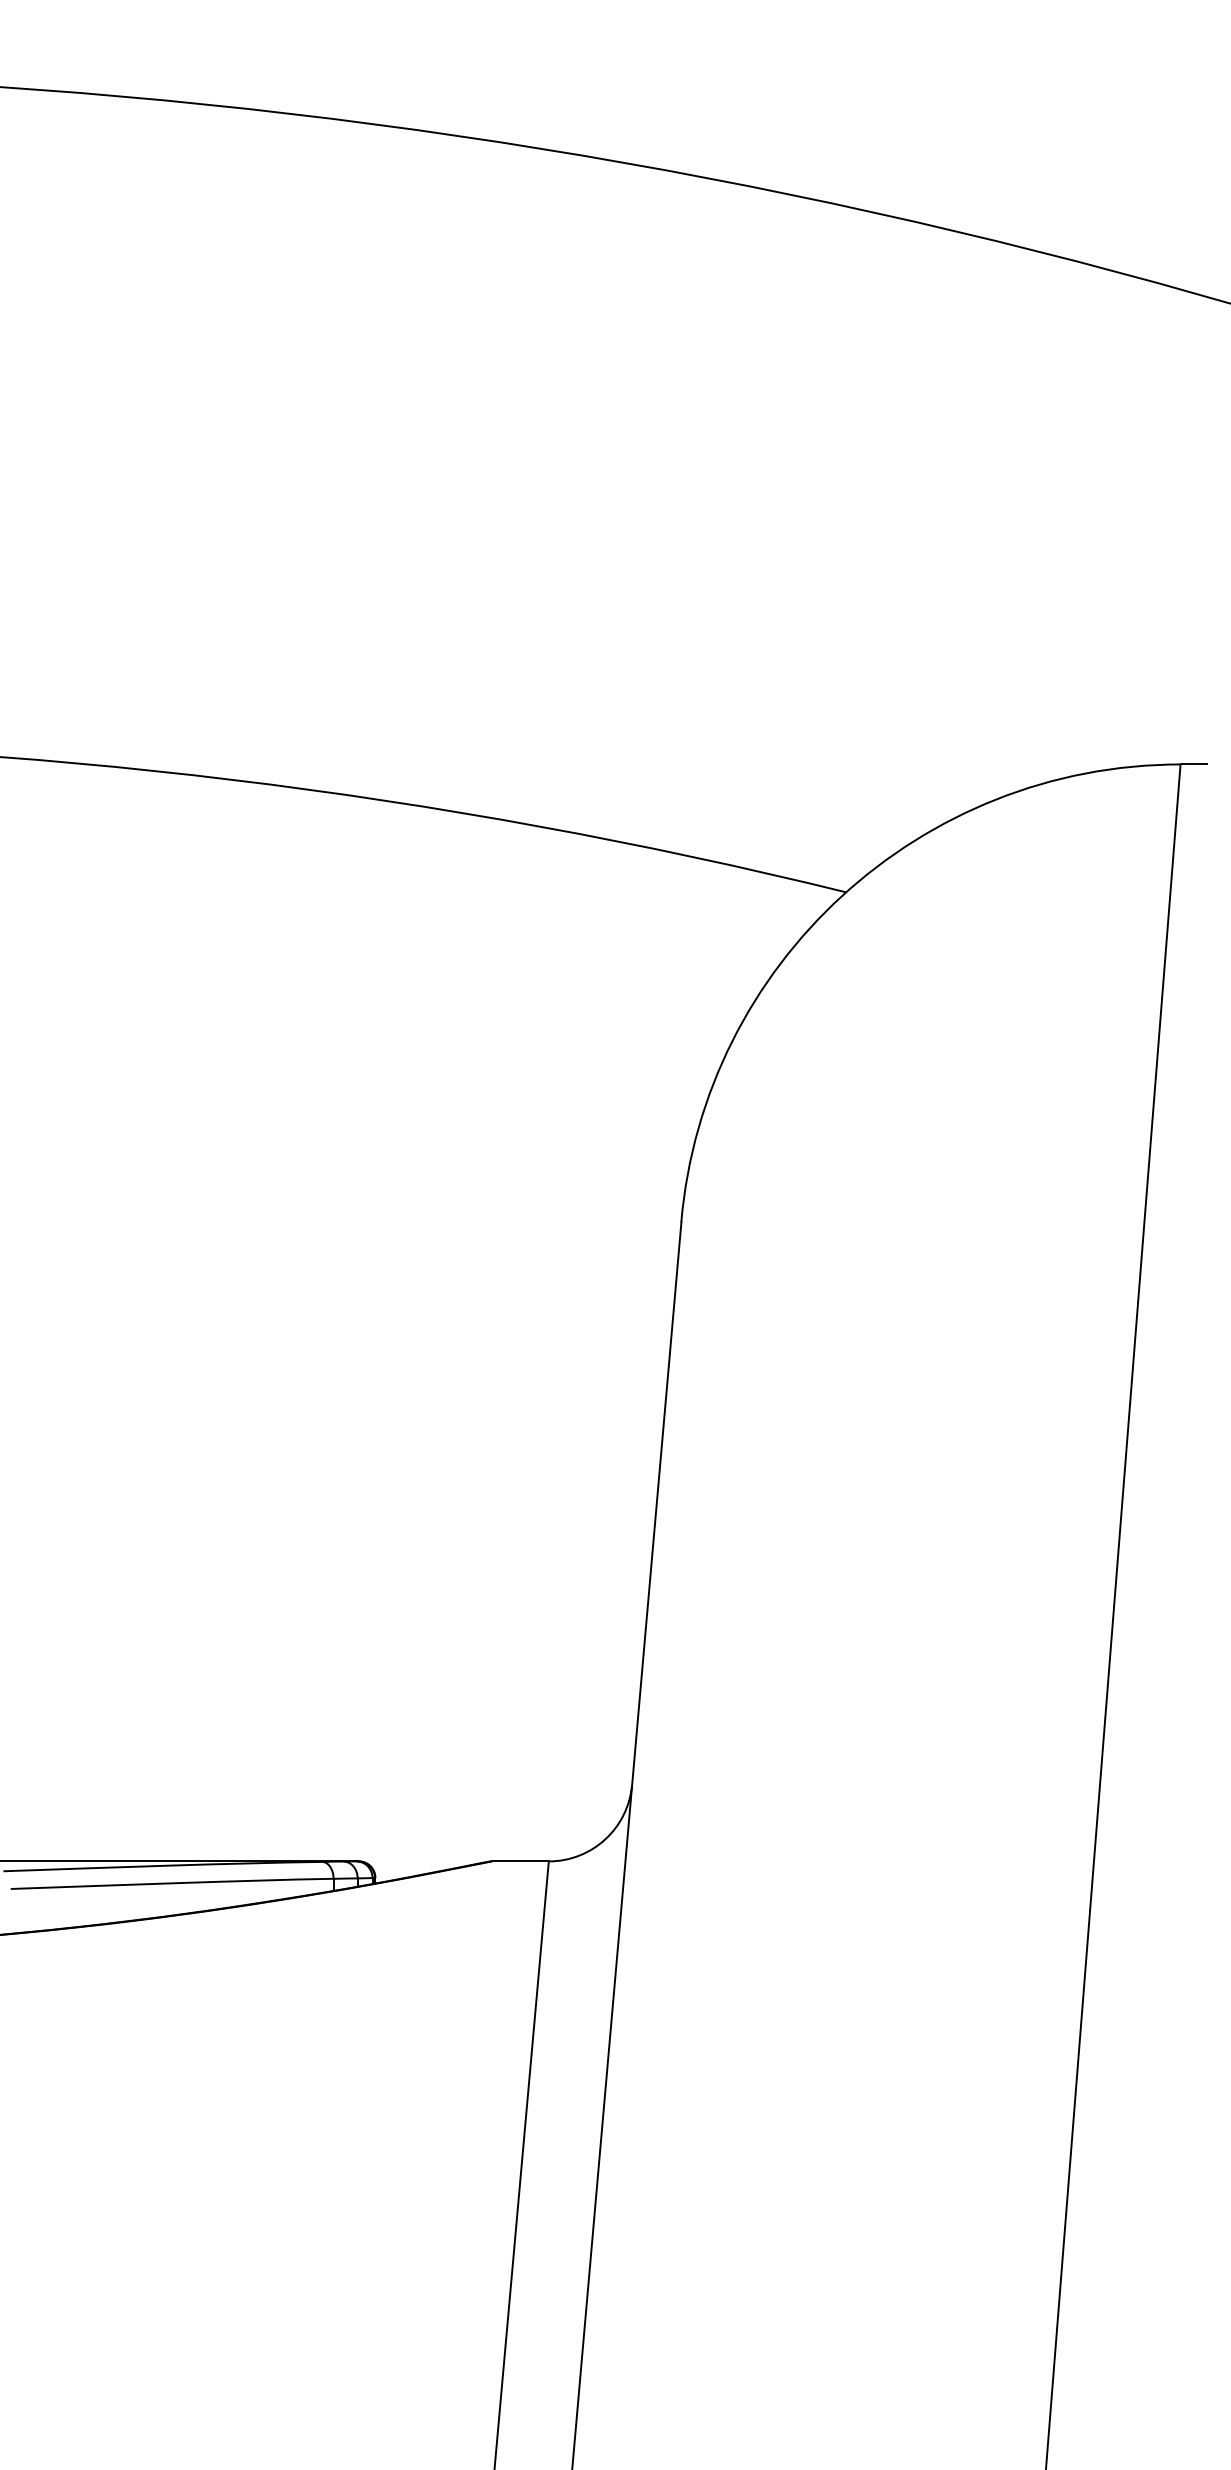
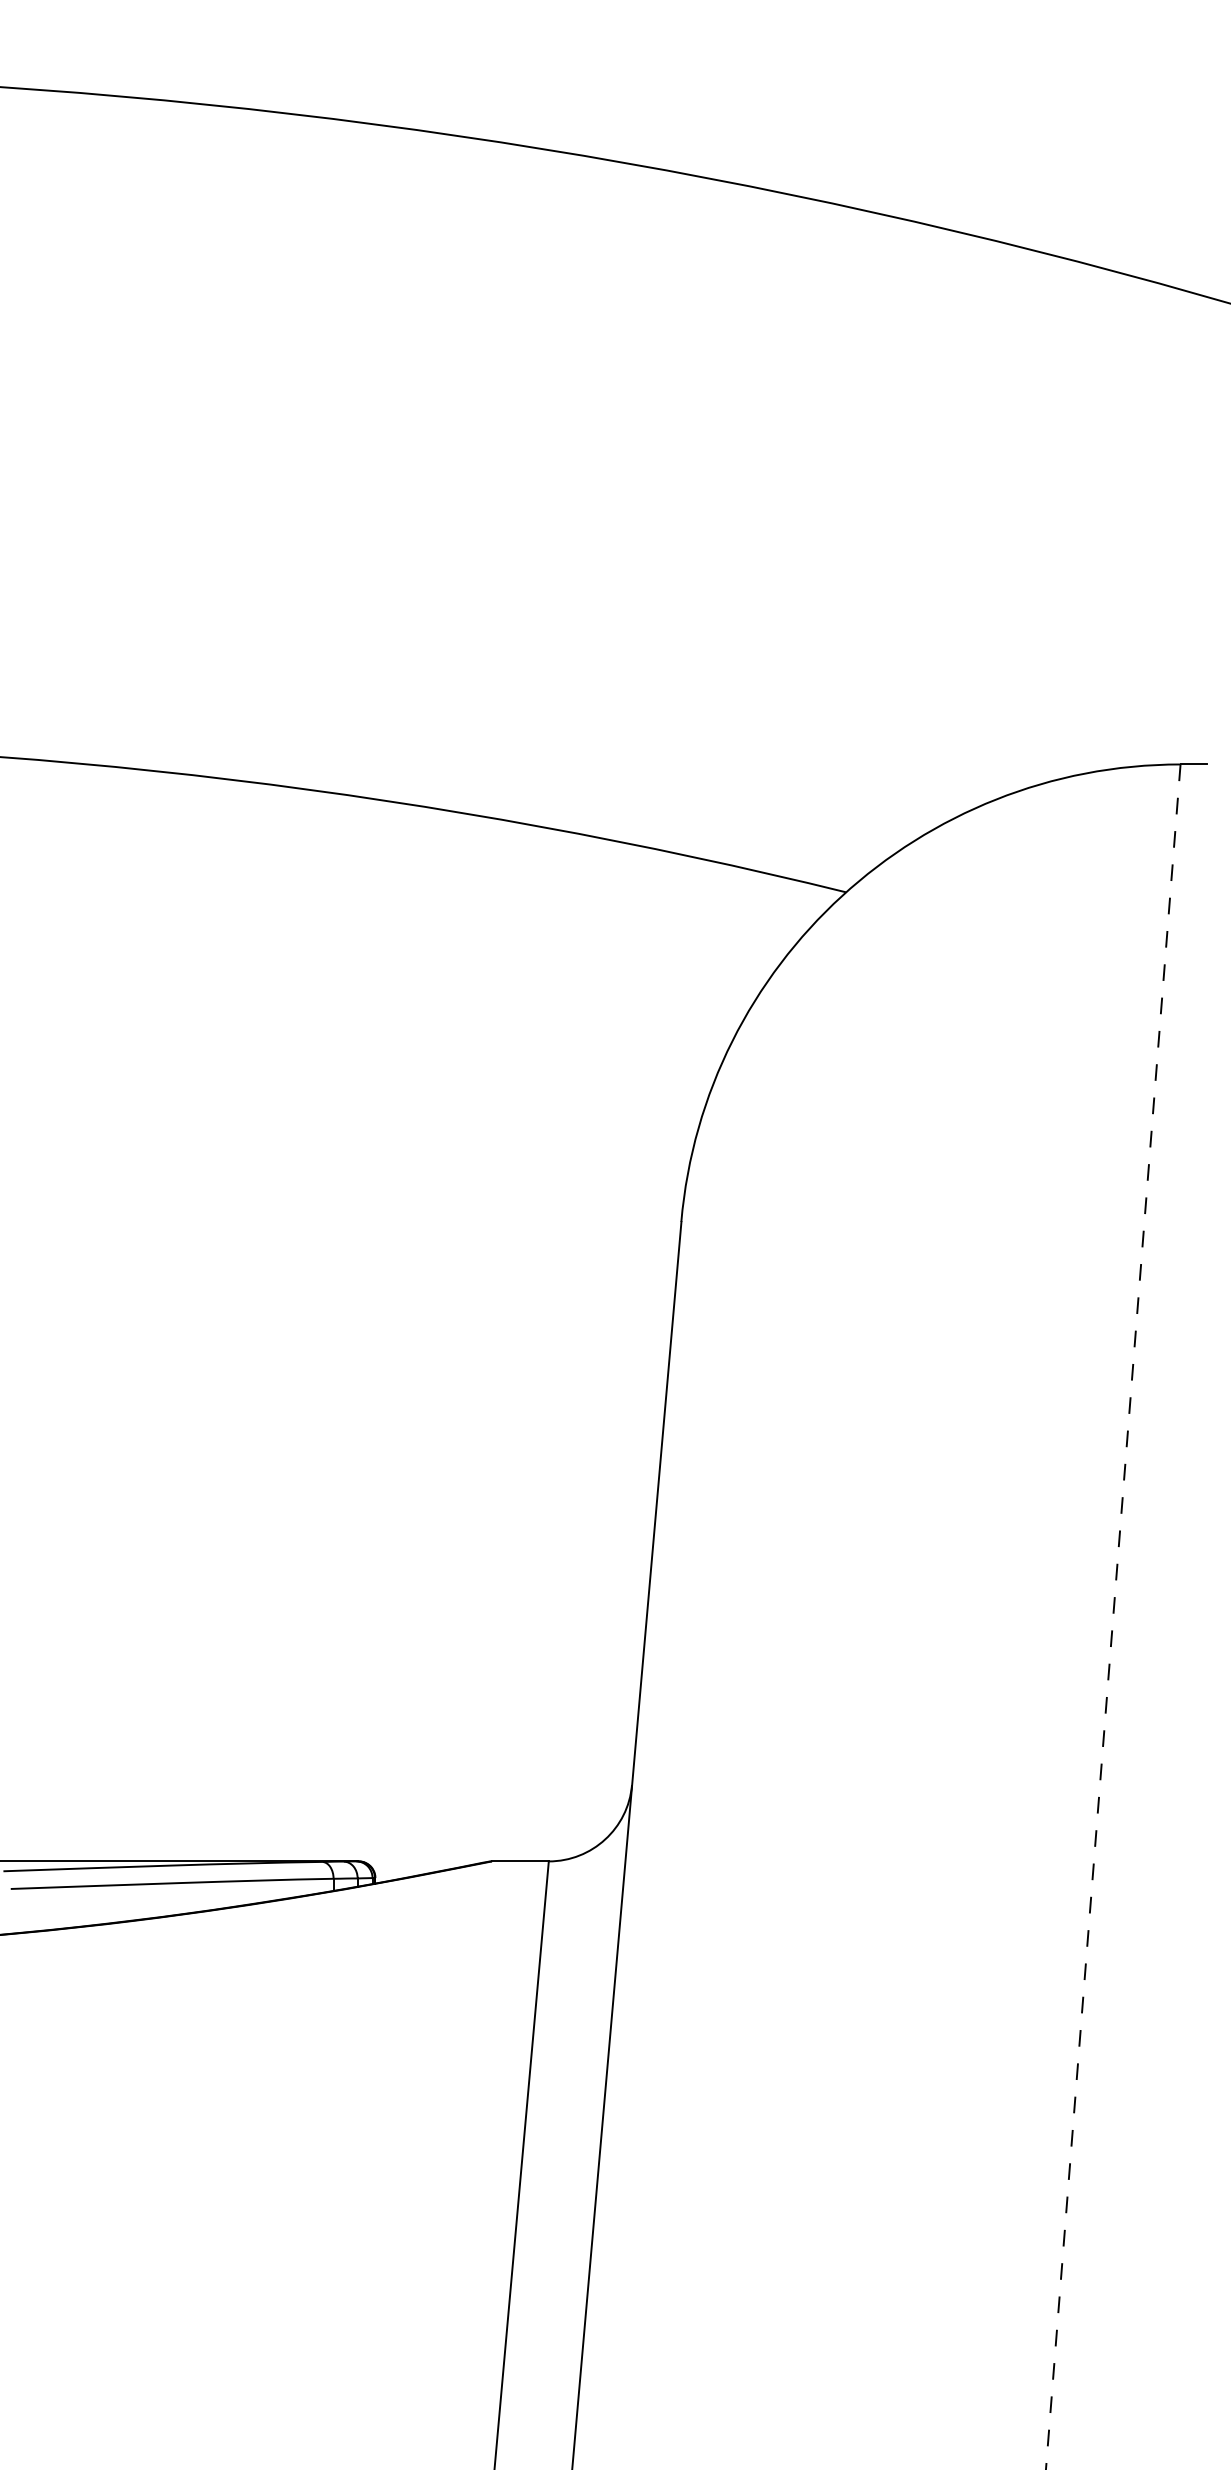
line: solid -> dashed (1113, 1617)
